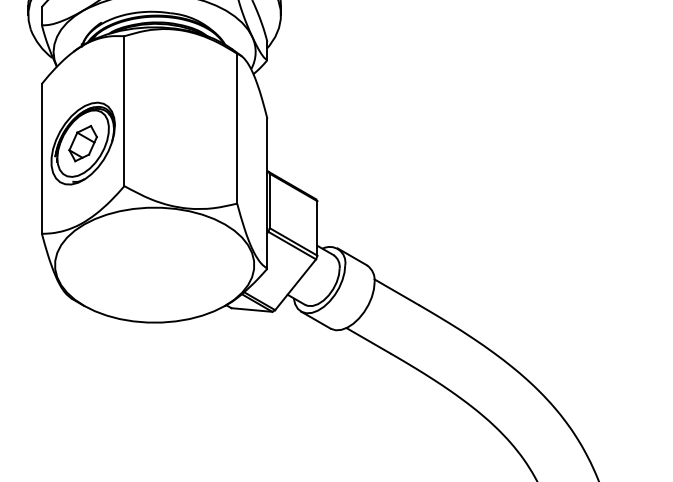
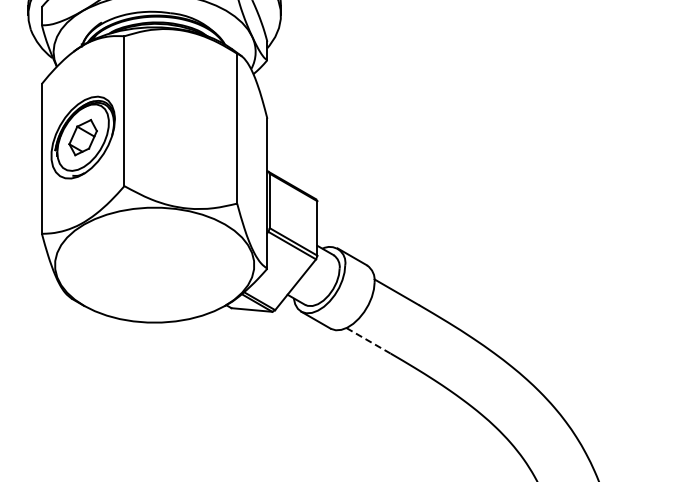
part position: (82, 143) -> (82, 137) (82, 137)
line: solid -> dashed (368, 340)
